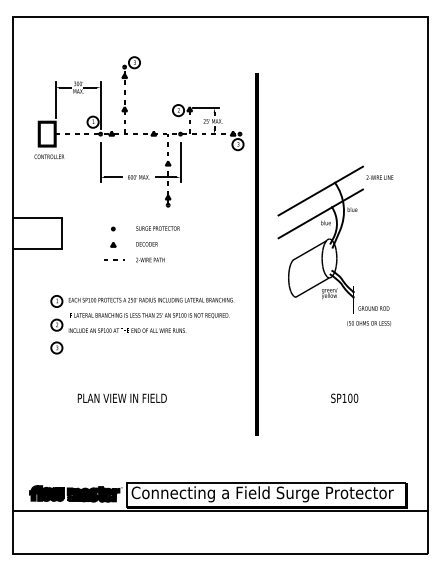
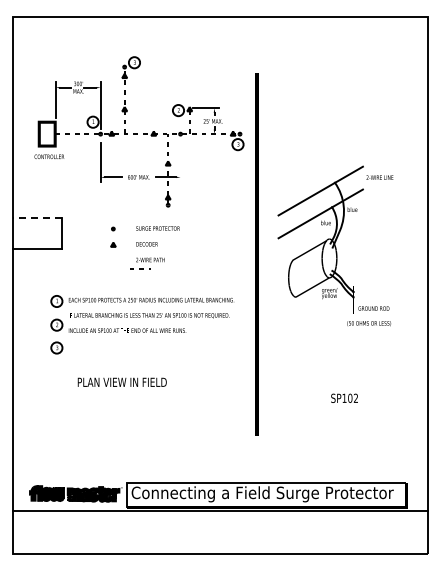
line: present -> none (180, 162)
line: solid -> dashed (37, 218)
line position: (114, 259) -> (140, 268) (140, 268)
text position: (121, 397) -> (121, 381) (121, 381)
text: SP100 -> SP102 (355, 397)
